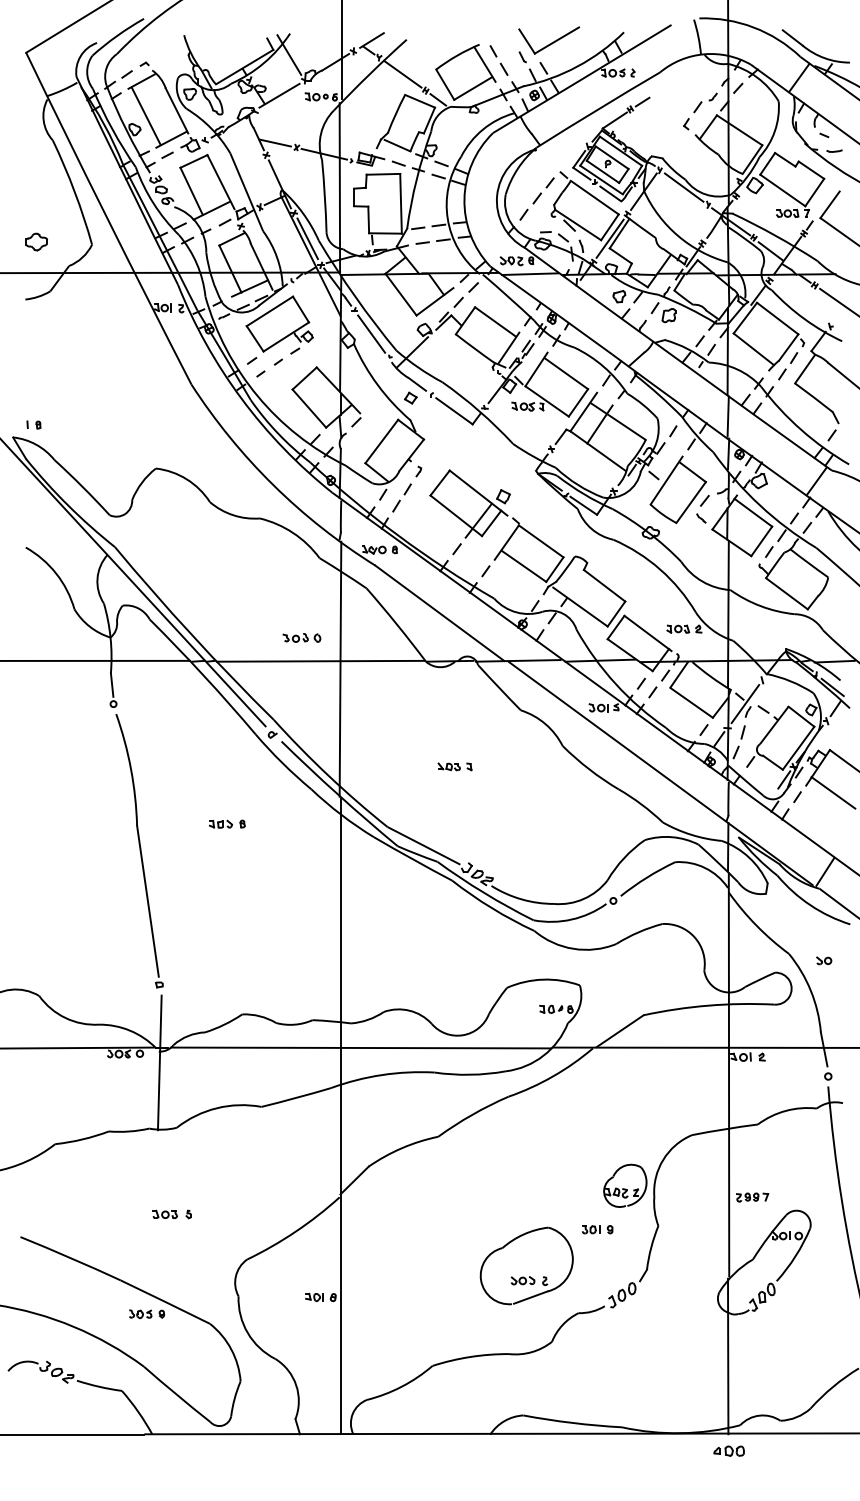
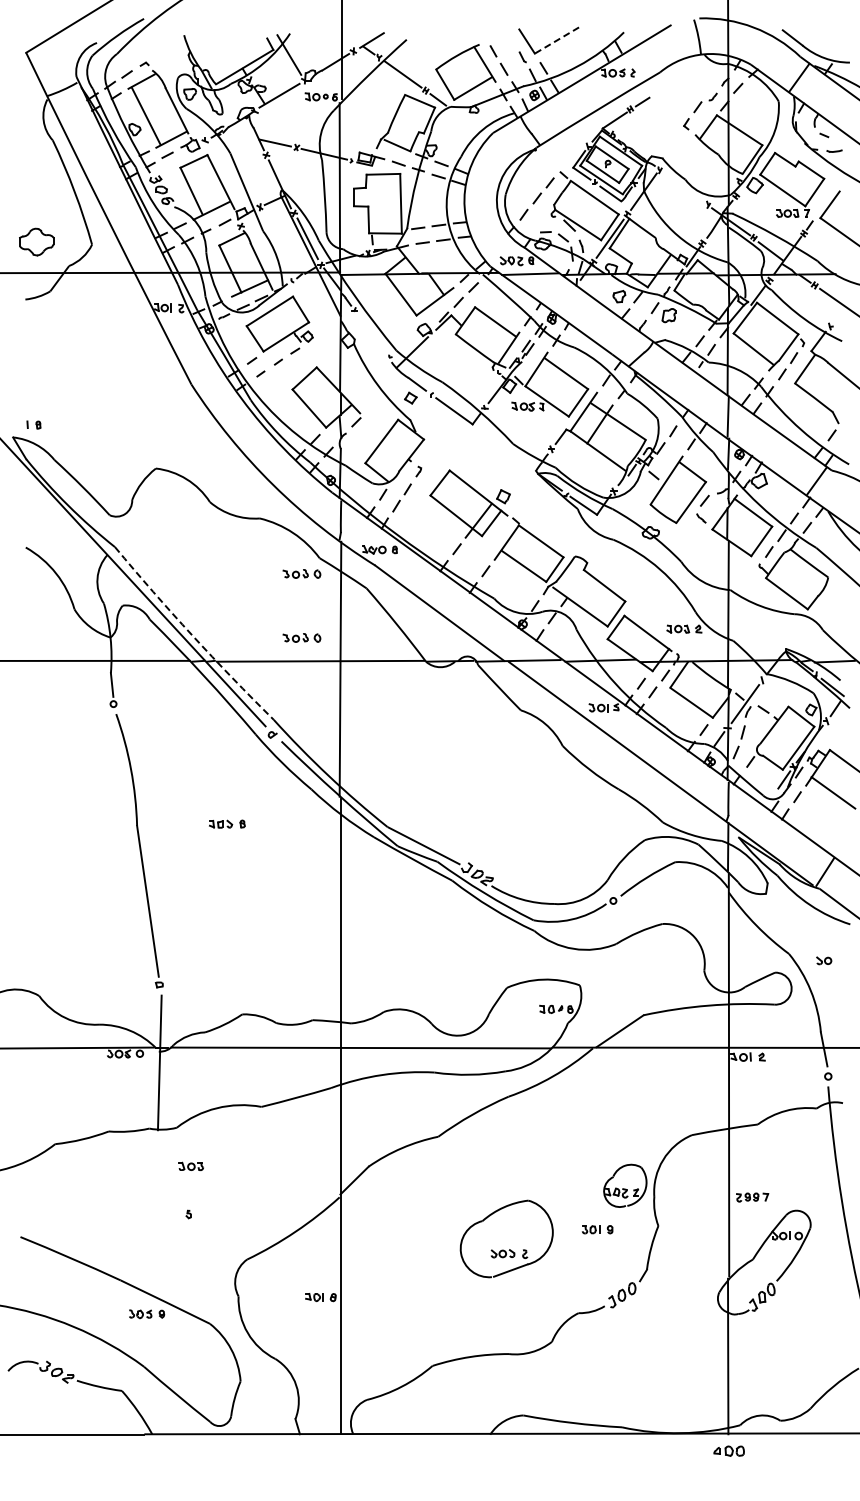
line: solid -> dashed (556, 40)
line: present -> none (683, 187)
part size: 23x20 px -> 36x30 px (36, 241)
line: present -> none (371, 333)
part: none -> present (301, 573)
arc: solid -> dashed (192, 635)
part: present -> none (454, 766)
part position: (164, 1213) -> (190, 1165) (190, 1165)
part position: (523, 1276) -> (503, 1249) (503, 1249)
